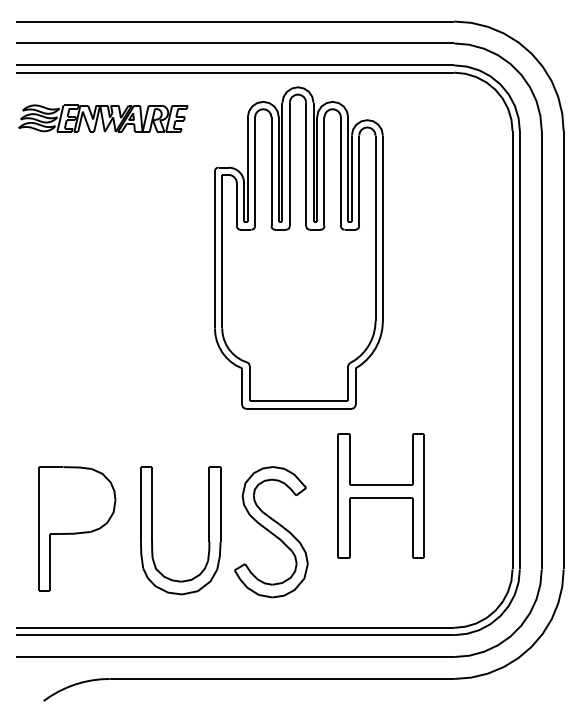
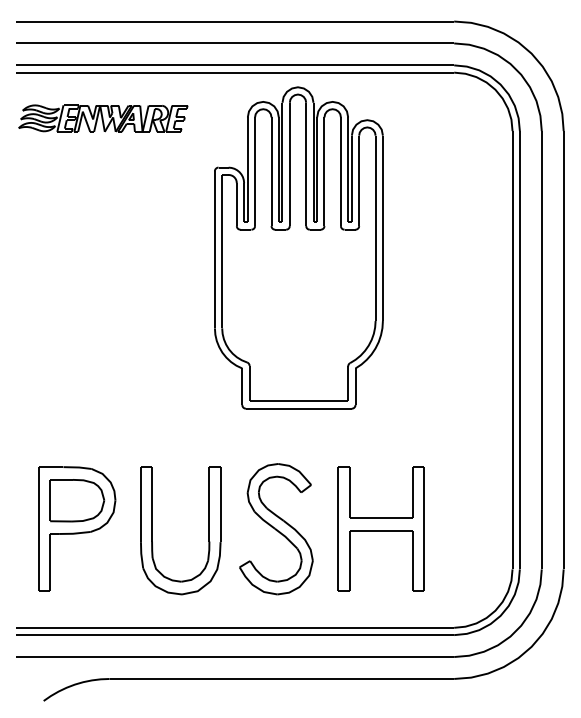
part position: (380, 495) -> (380, 528) (380, 528)
part: none -> present (77, 500)
part position: (271, 532) -> (276, 529) (276, 529)
